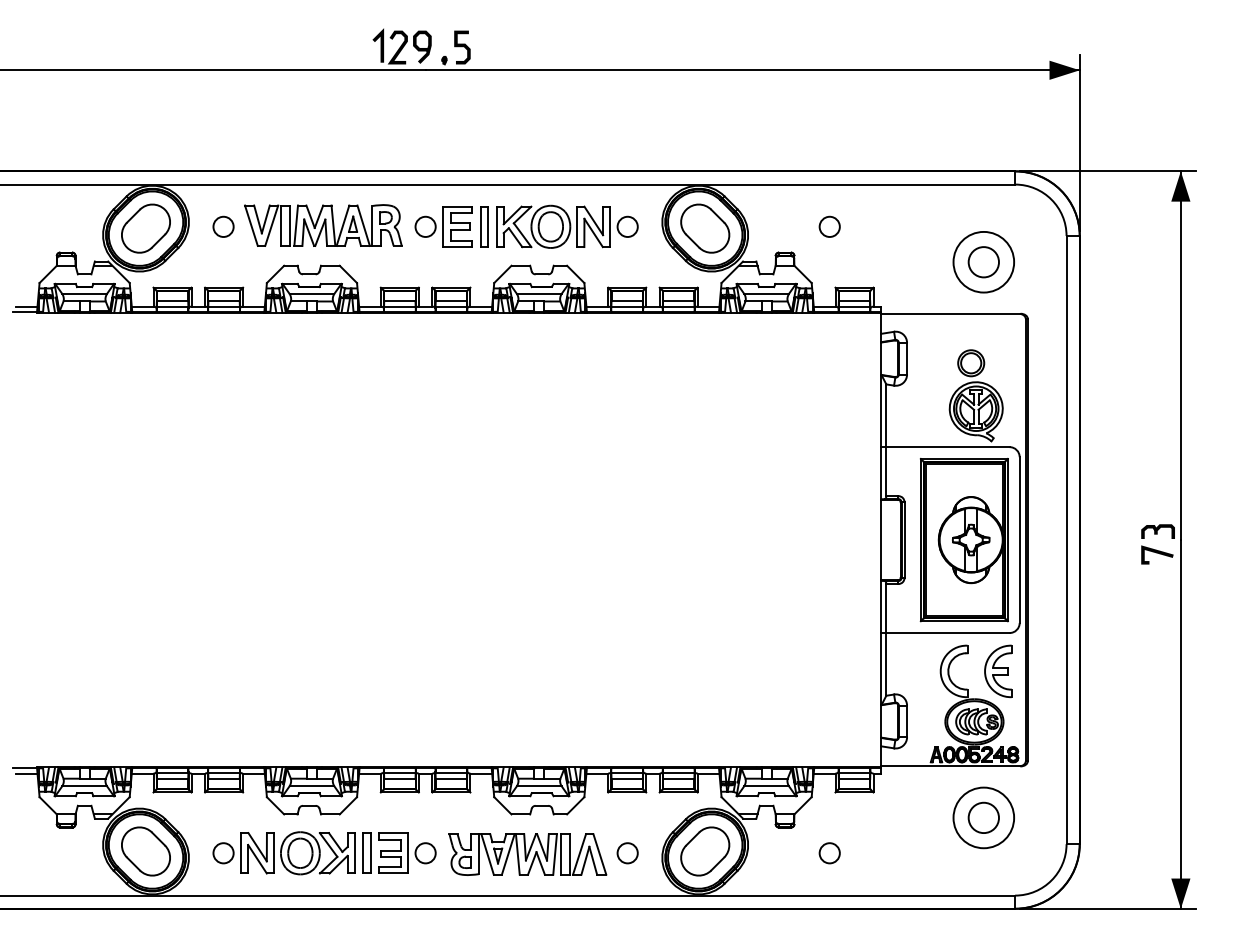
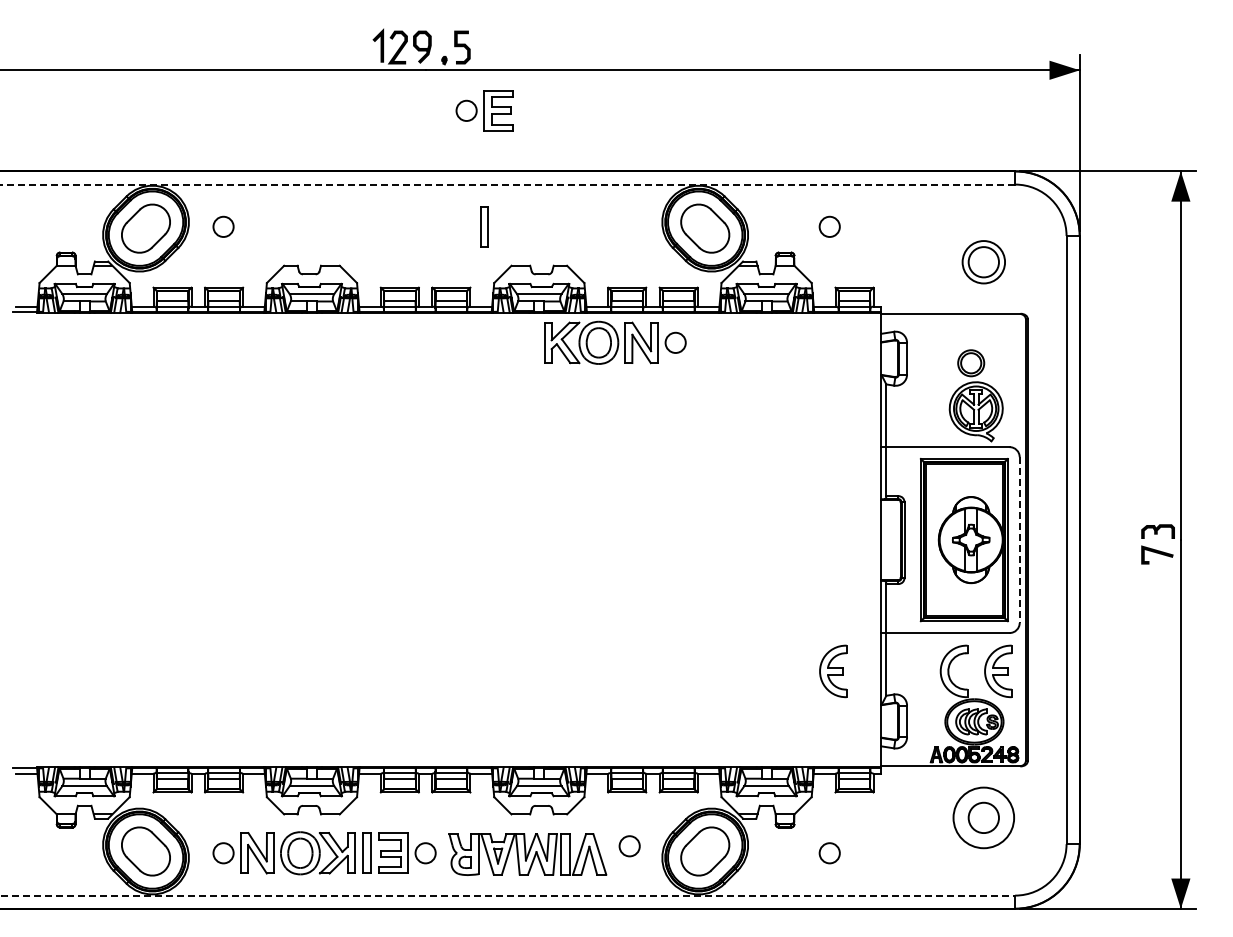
line: solid -> dashed (507, 184)
part: present -> none (323, 225)
part position: (443, 226) -> (484, 110) (484, 110)
part position: (567, 226) -> (615, 342) (615, 342)
circle diameter: 61 px -> 42 px (983, 262)
line: solid -> dashed (1019, 540)
part: none -> present (833, 671)
circle position: (627, 853) -> (629, 846) (629, 846)
line: solid -> dashed (508, 895)
